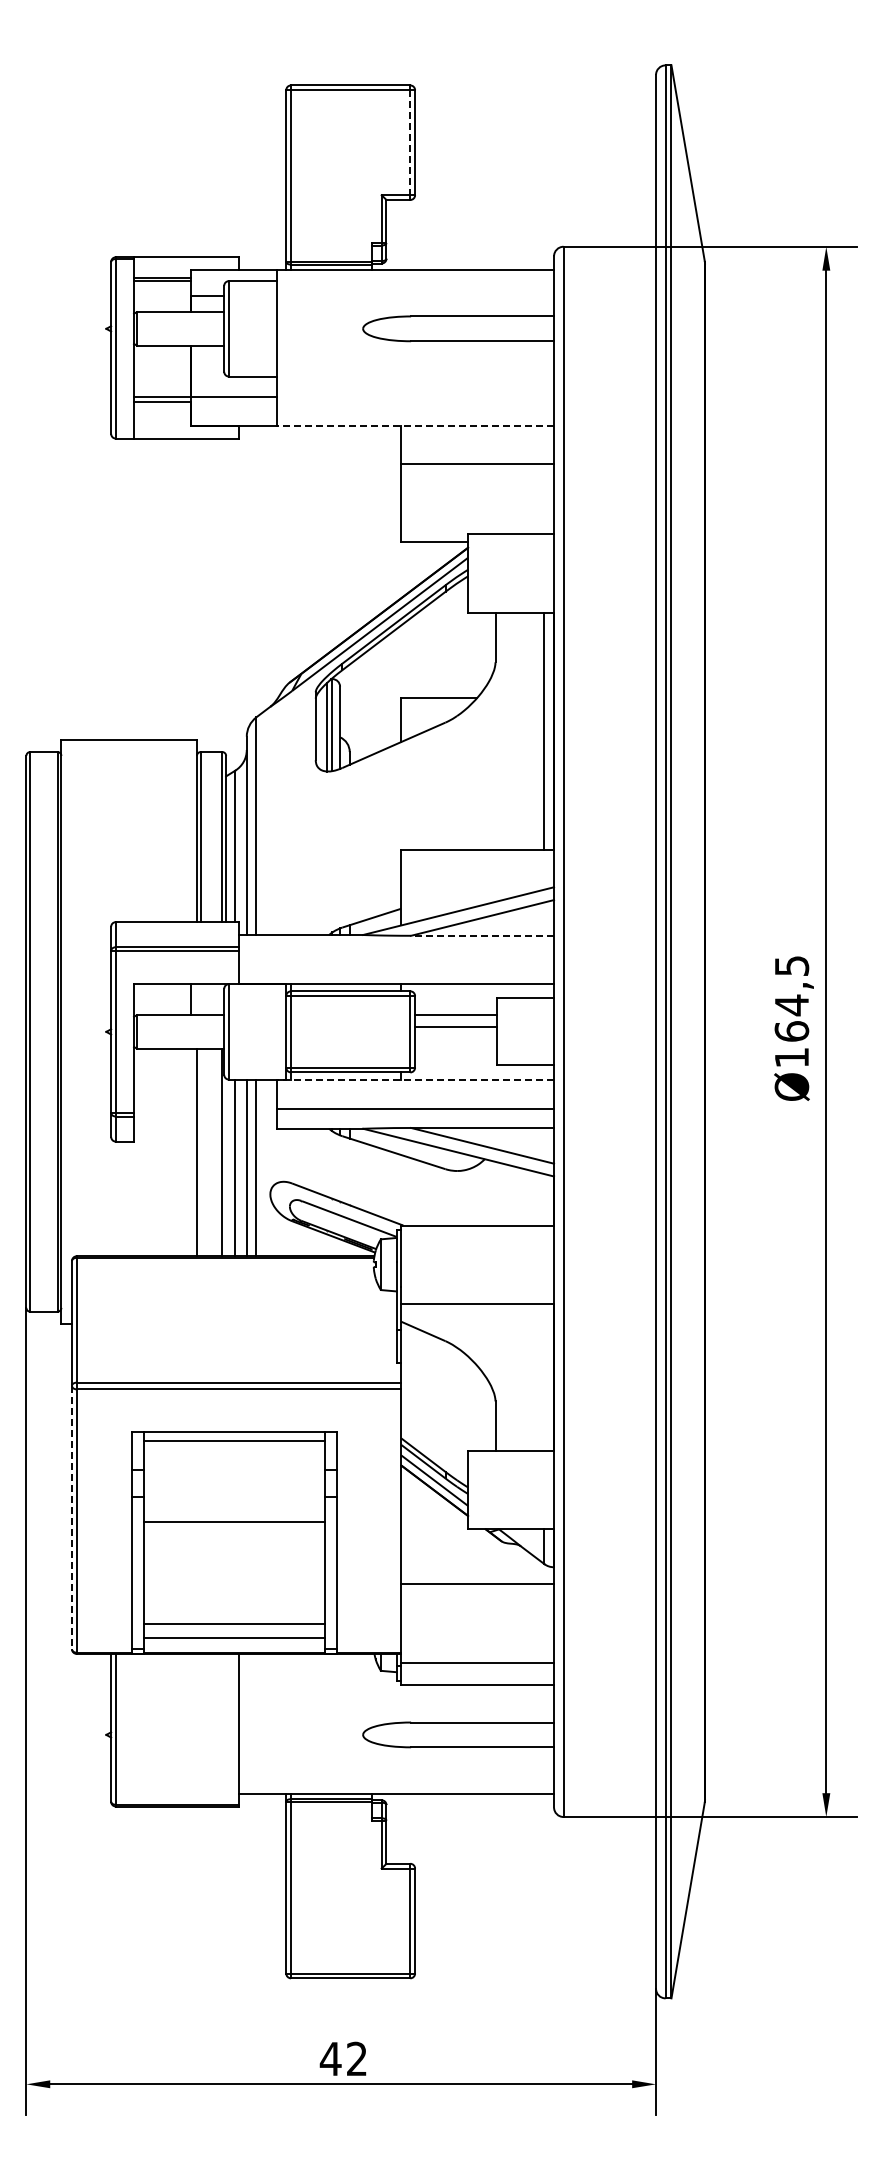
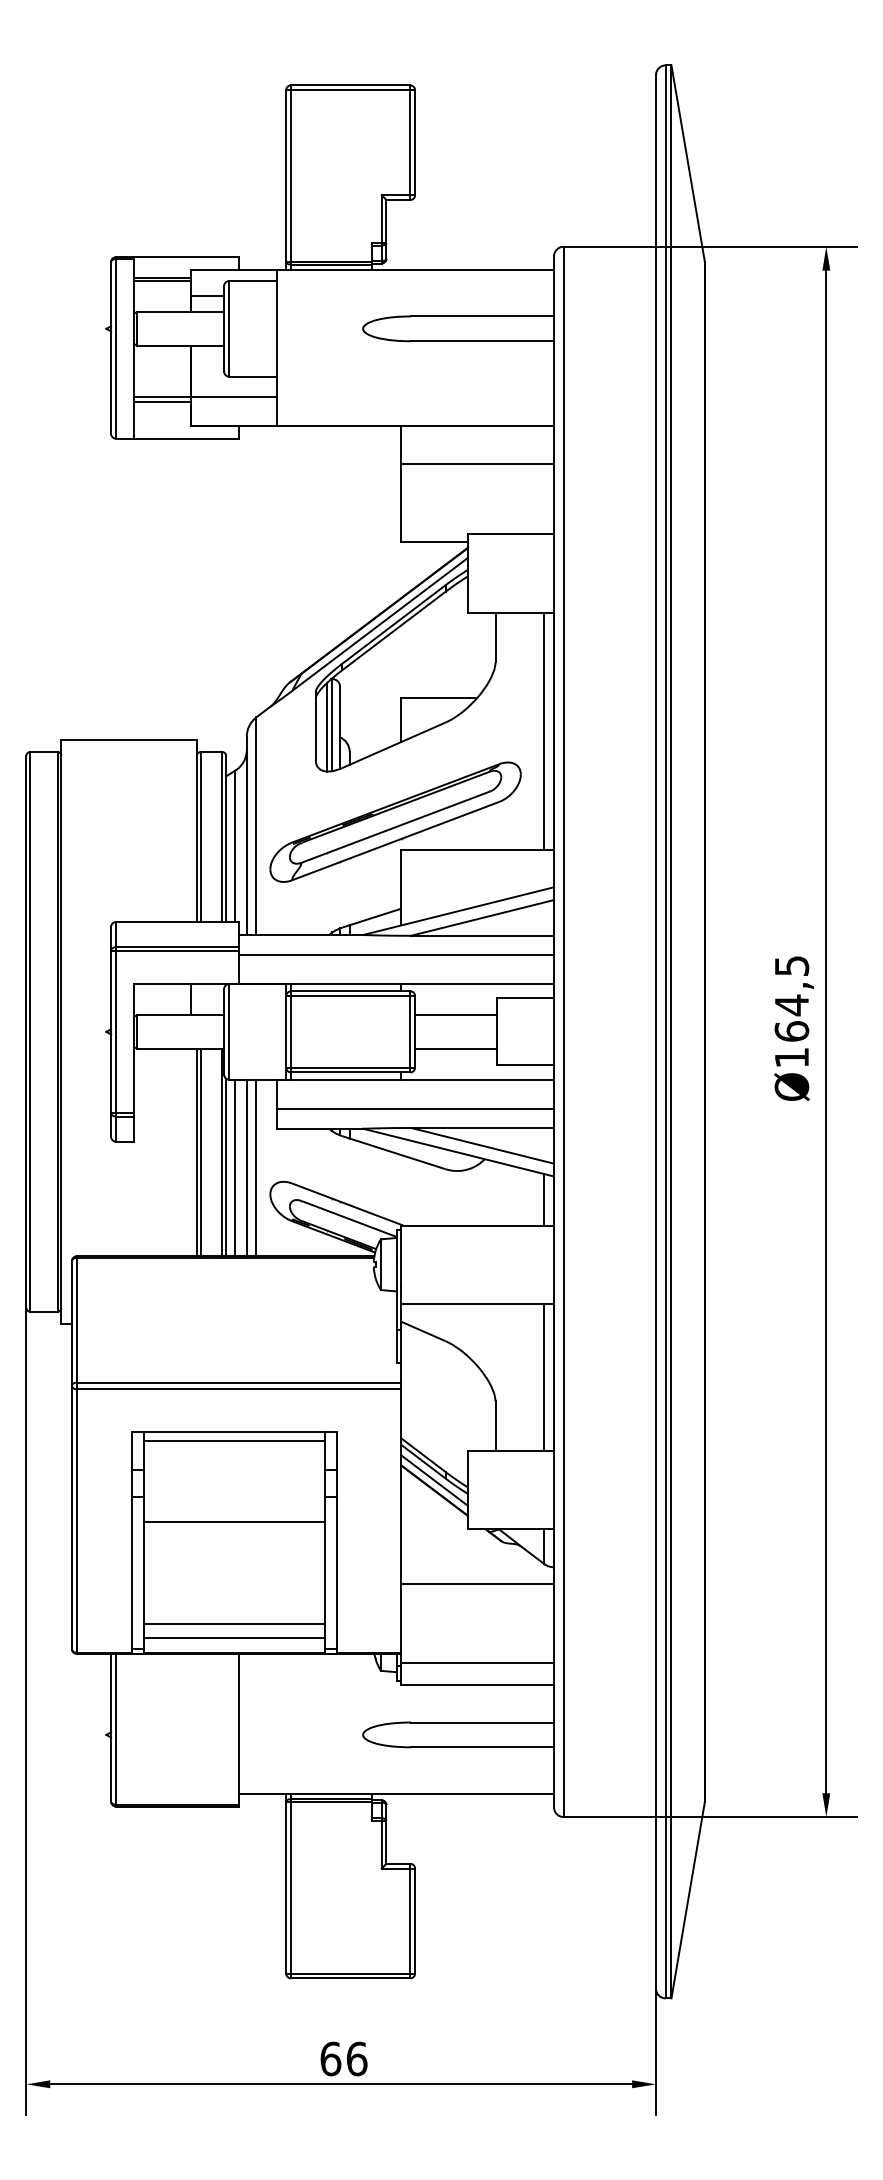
line: dashed -> solid (410, 142)
line: dashed -> solid (415, 425)
part: none -> present (395, 821)
line: dashed -> solid (482, 935)
line: none -> present (396, 955)
line position: (455, 1026) -> (455, 1048) (455, 1048)
line: dashed -> solid (415, 1079)
line: none -> present (200, 1152)
line: none -> present (226, 1167)
line: none -> present (544, 1199)
line: none -> present (544, 1377)
line: dashed -> solid (72, 1517)
text: 42 -> 66 (343, 2058)
